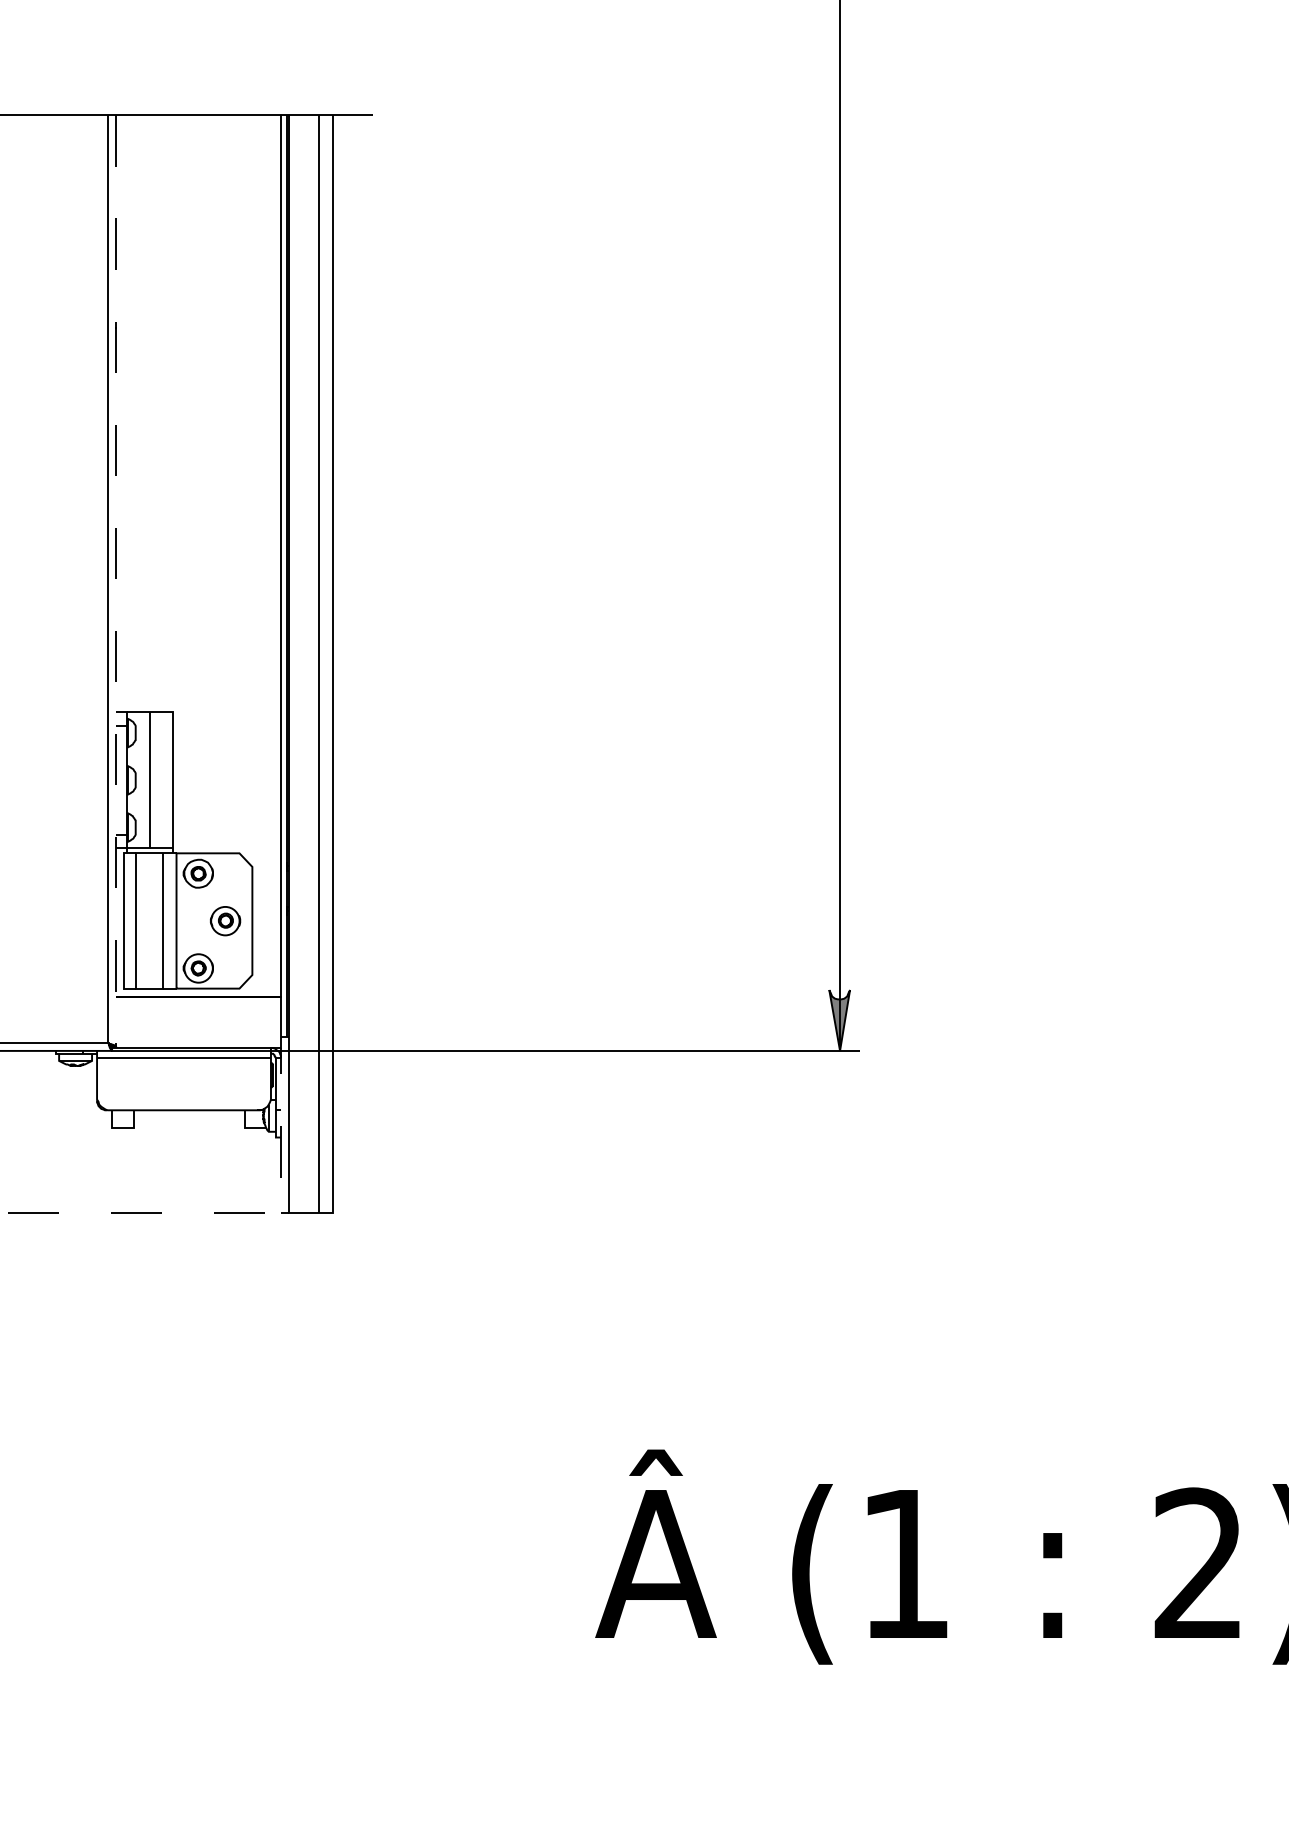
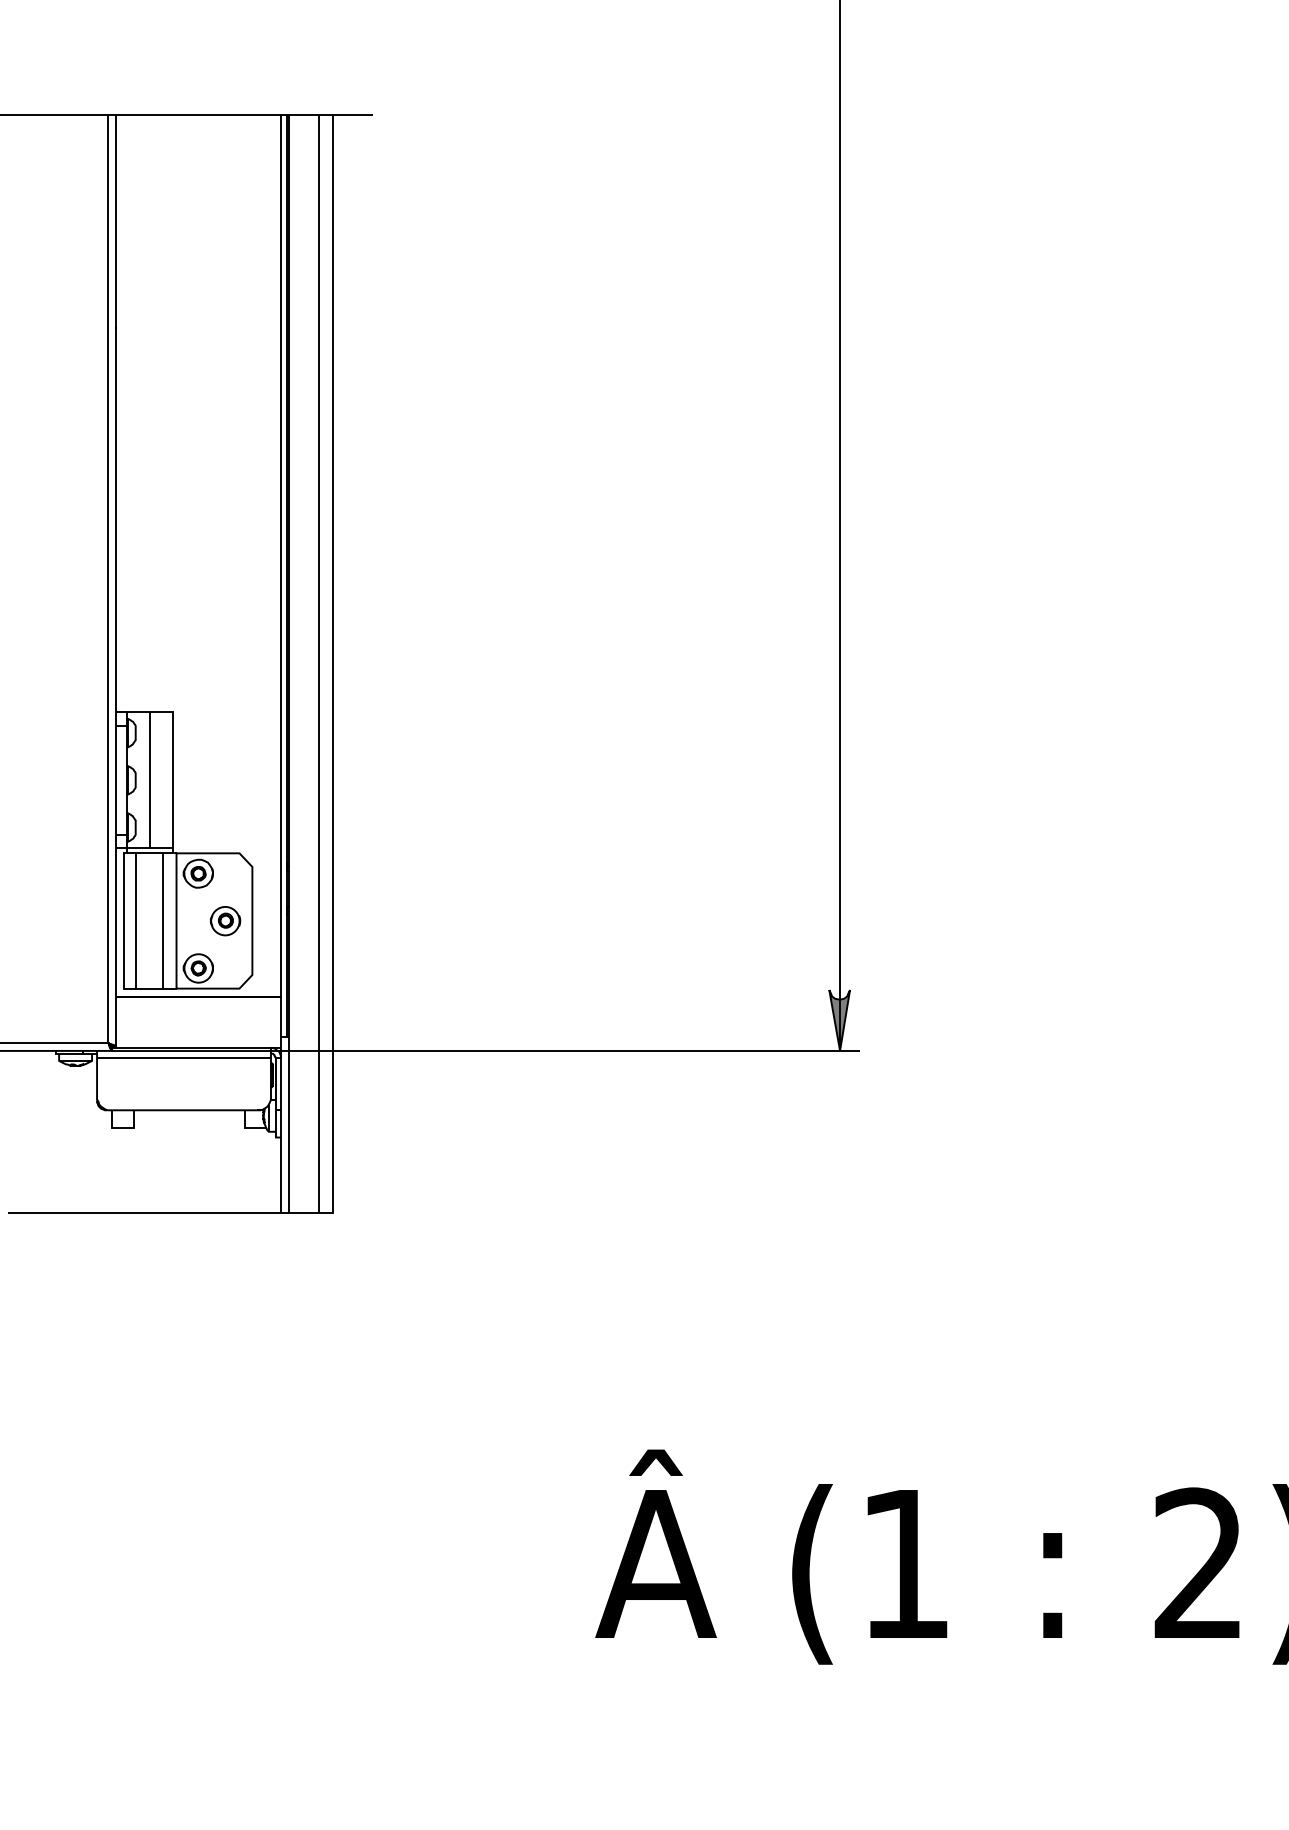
line: dashed -> solid (116, 581)
line: dashed -> solid (228, 1213)
